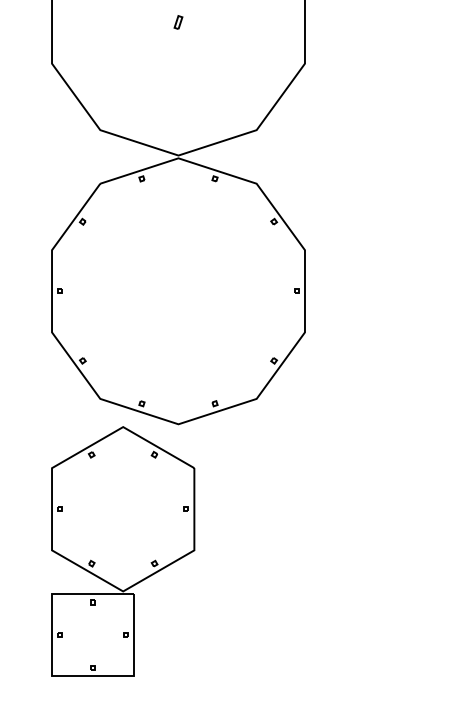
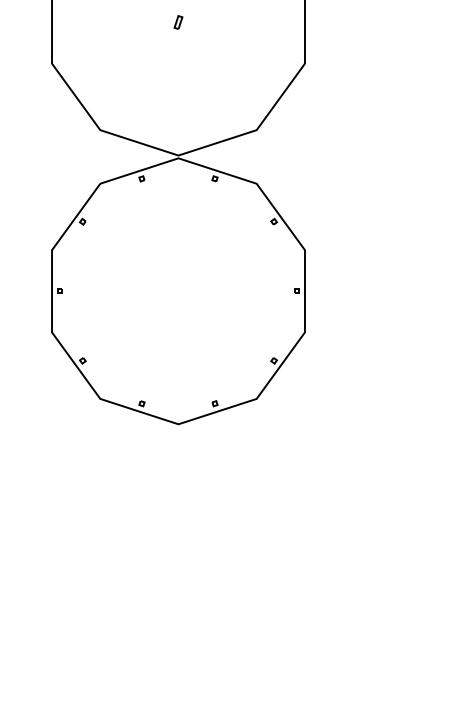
part: present -> none (123, 551)
